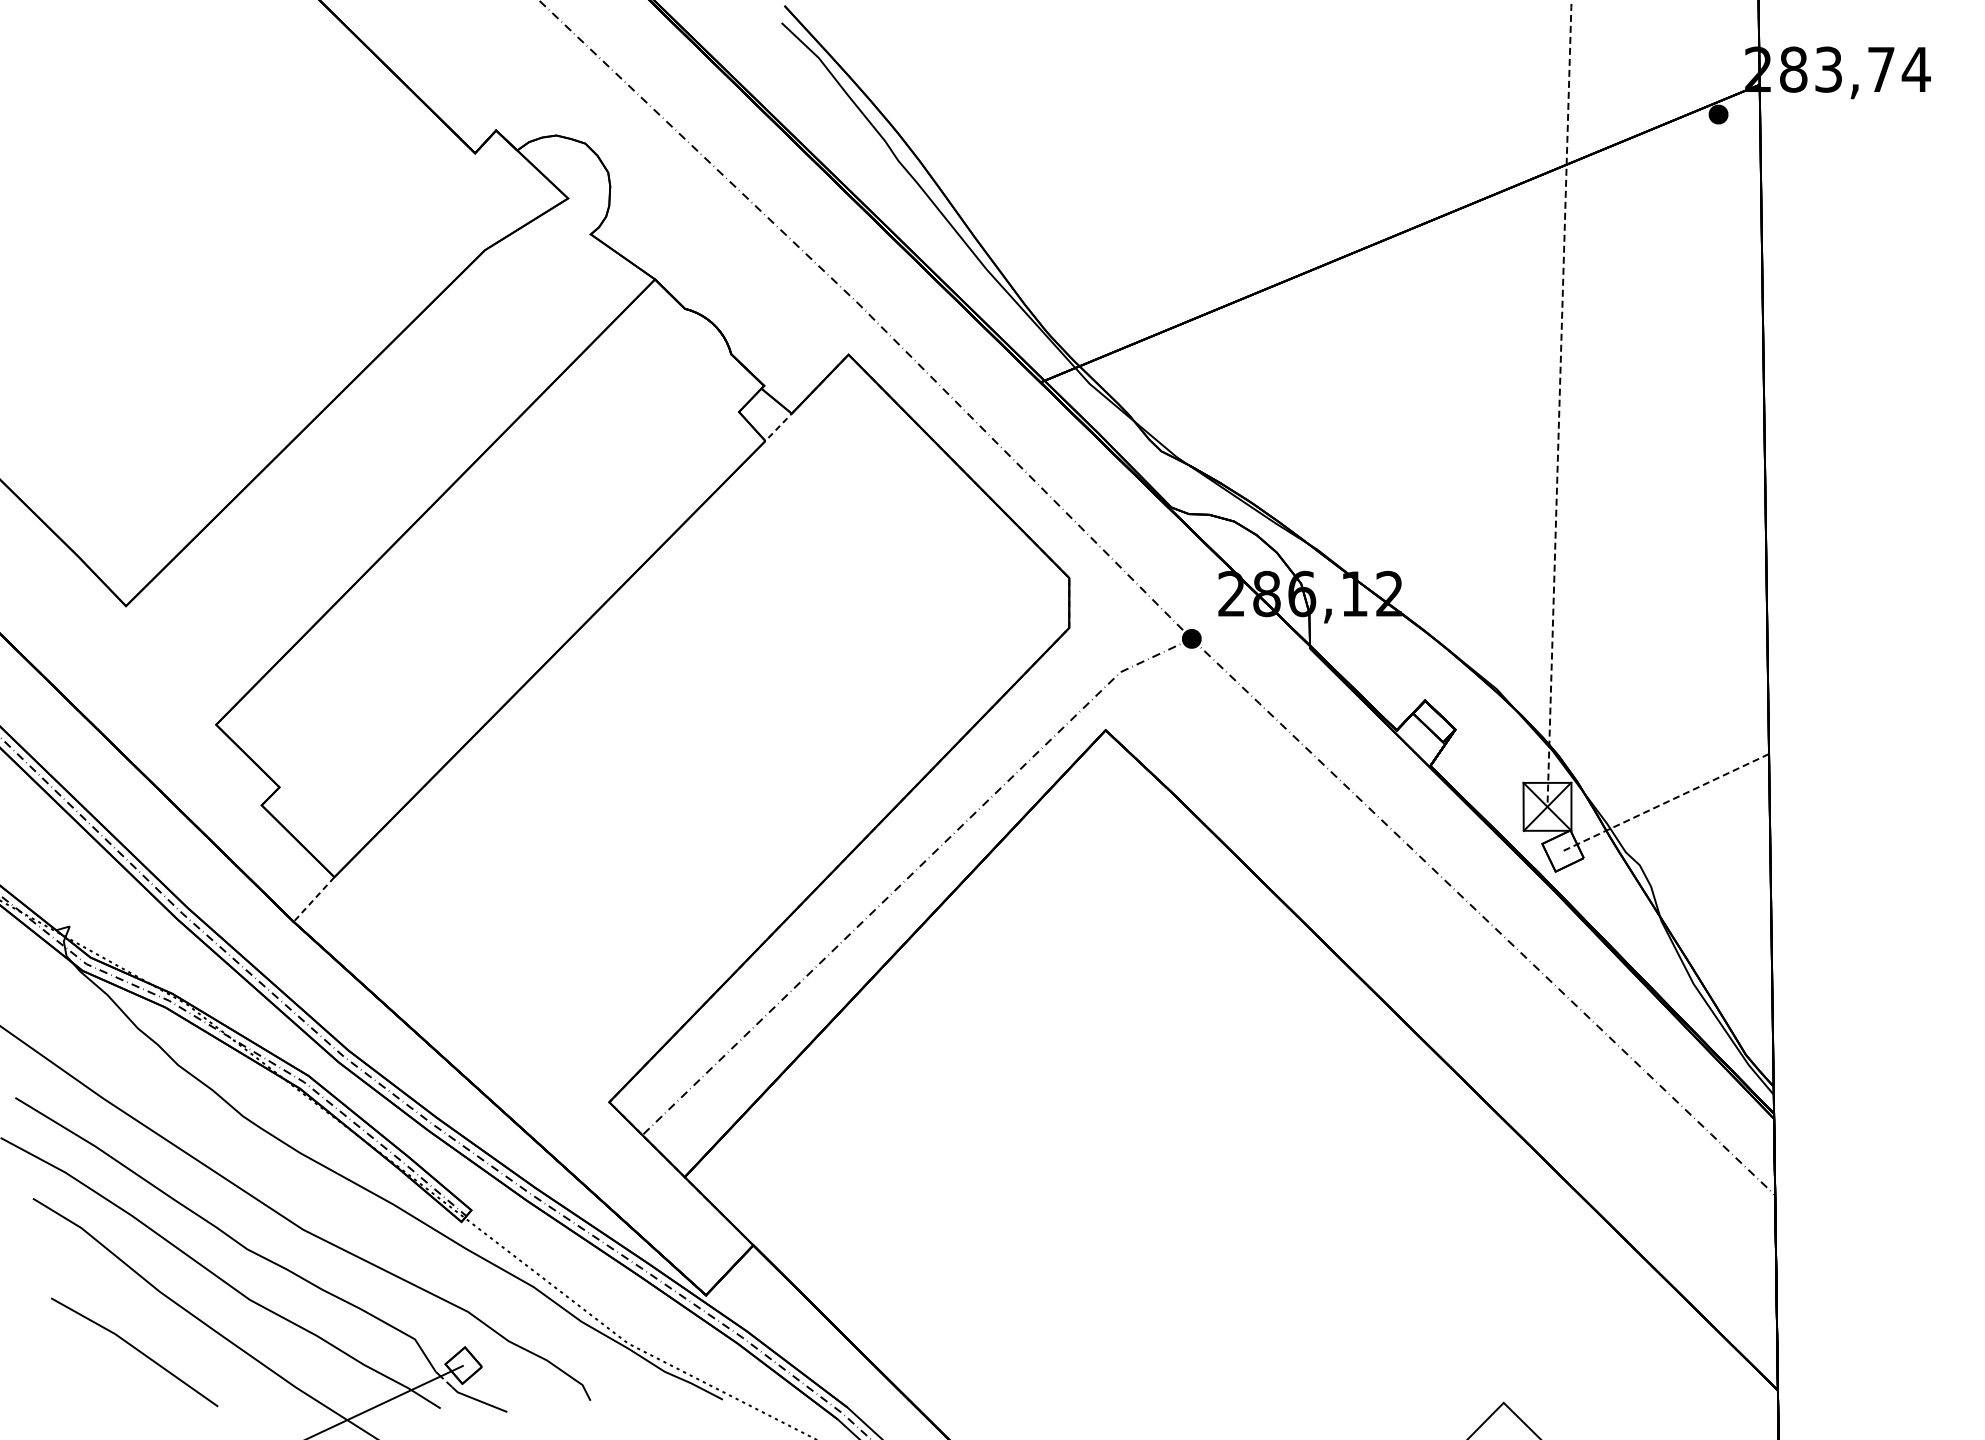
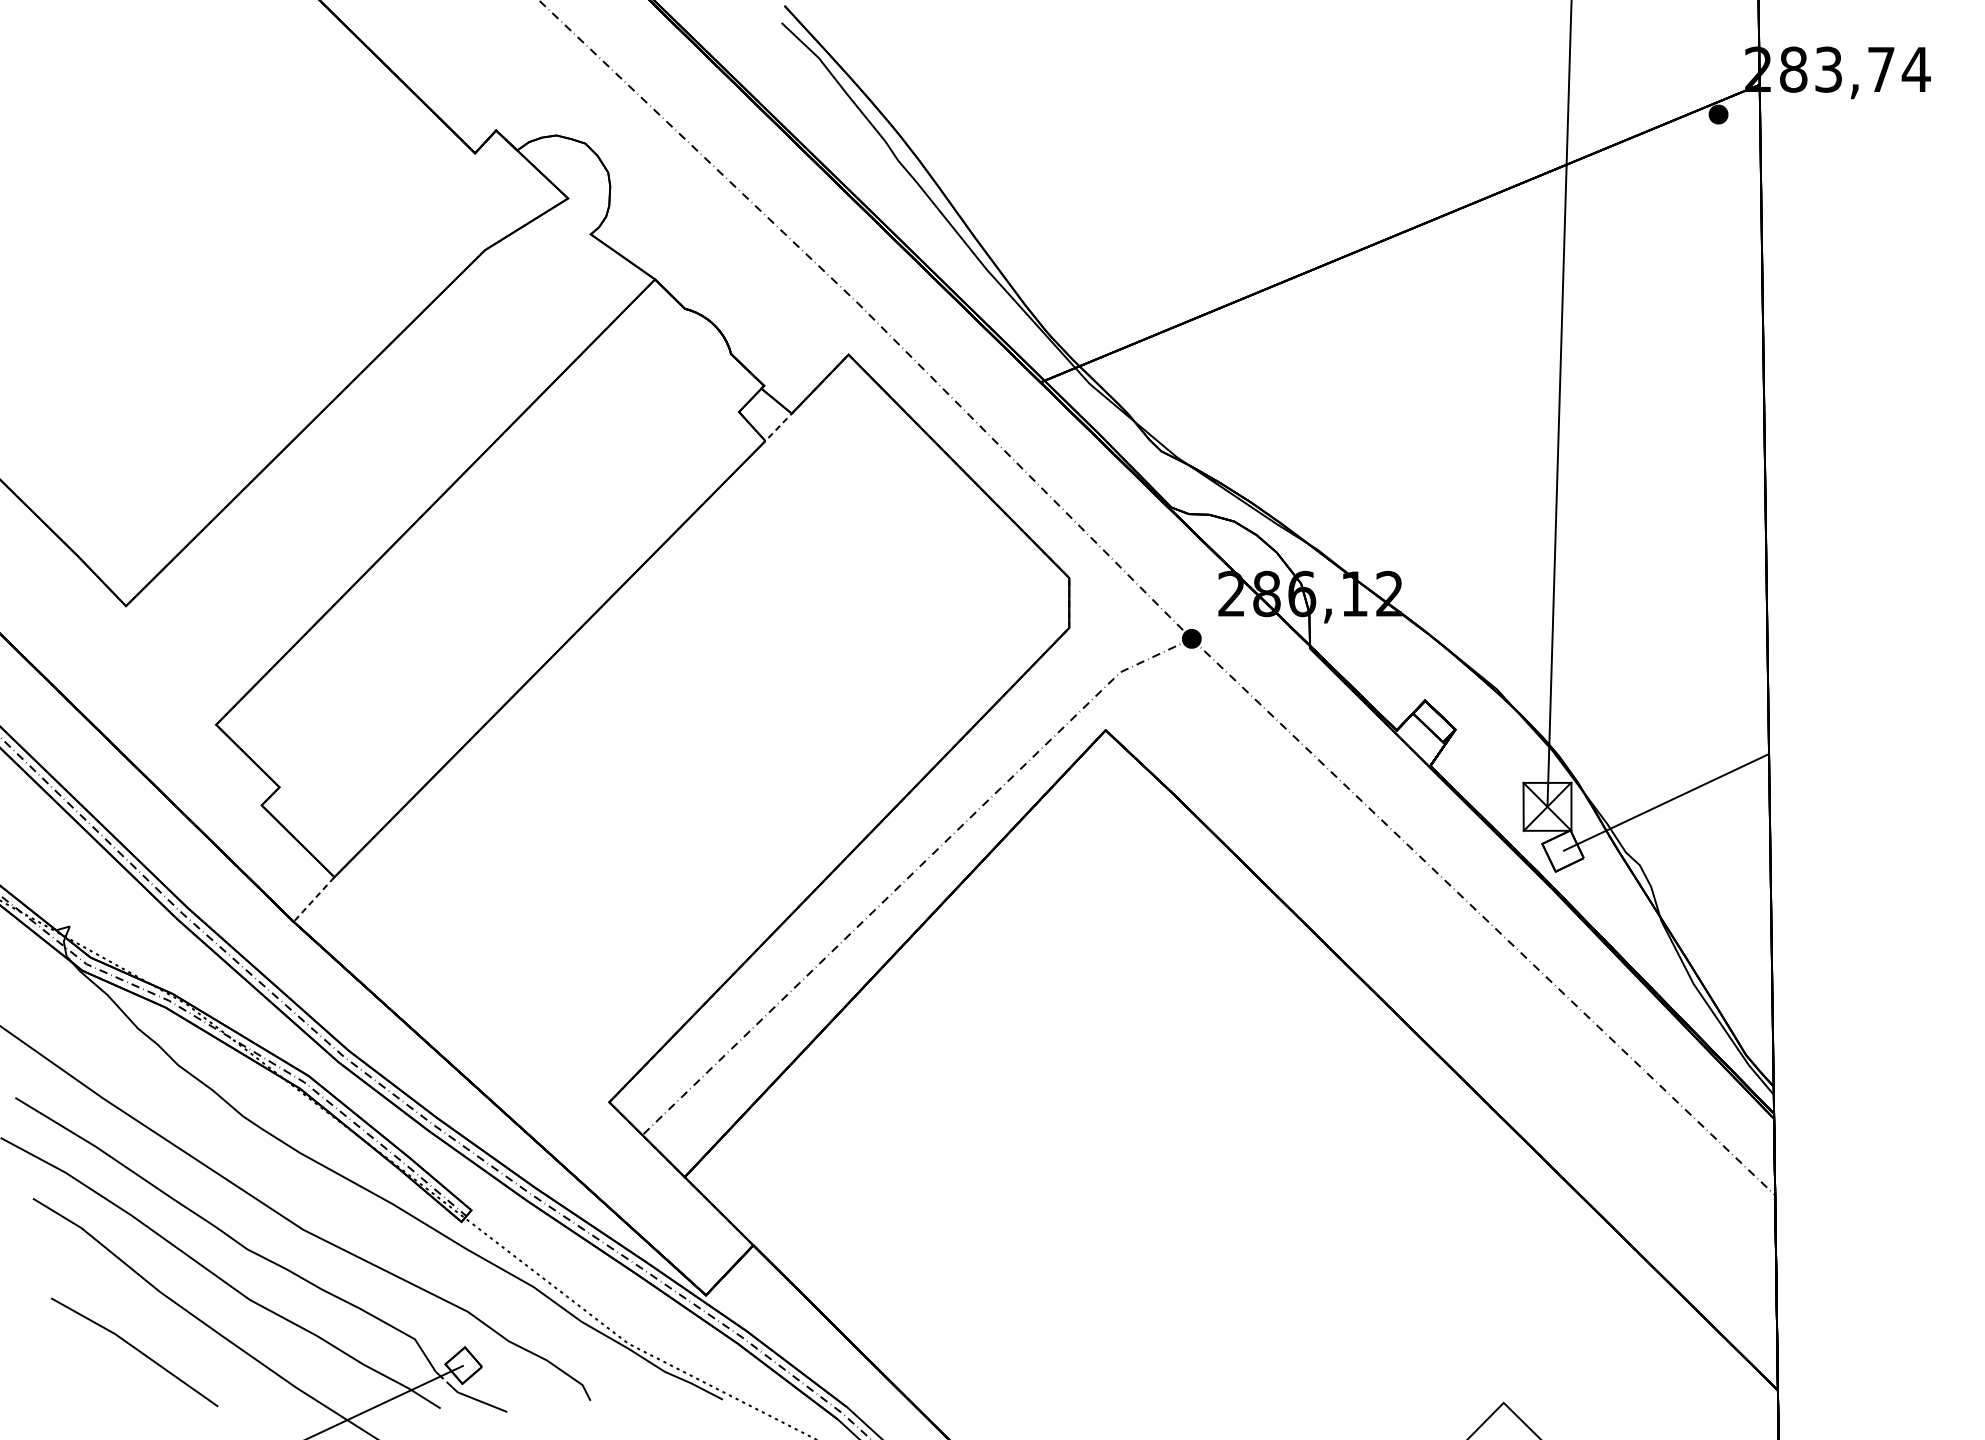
line: dashed -> solid (1559, 403)
line: dashed -> solid (1666, 802)
